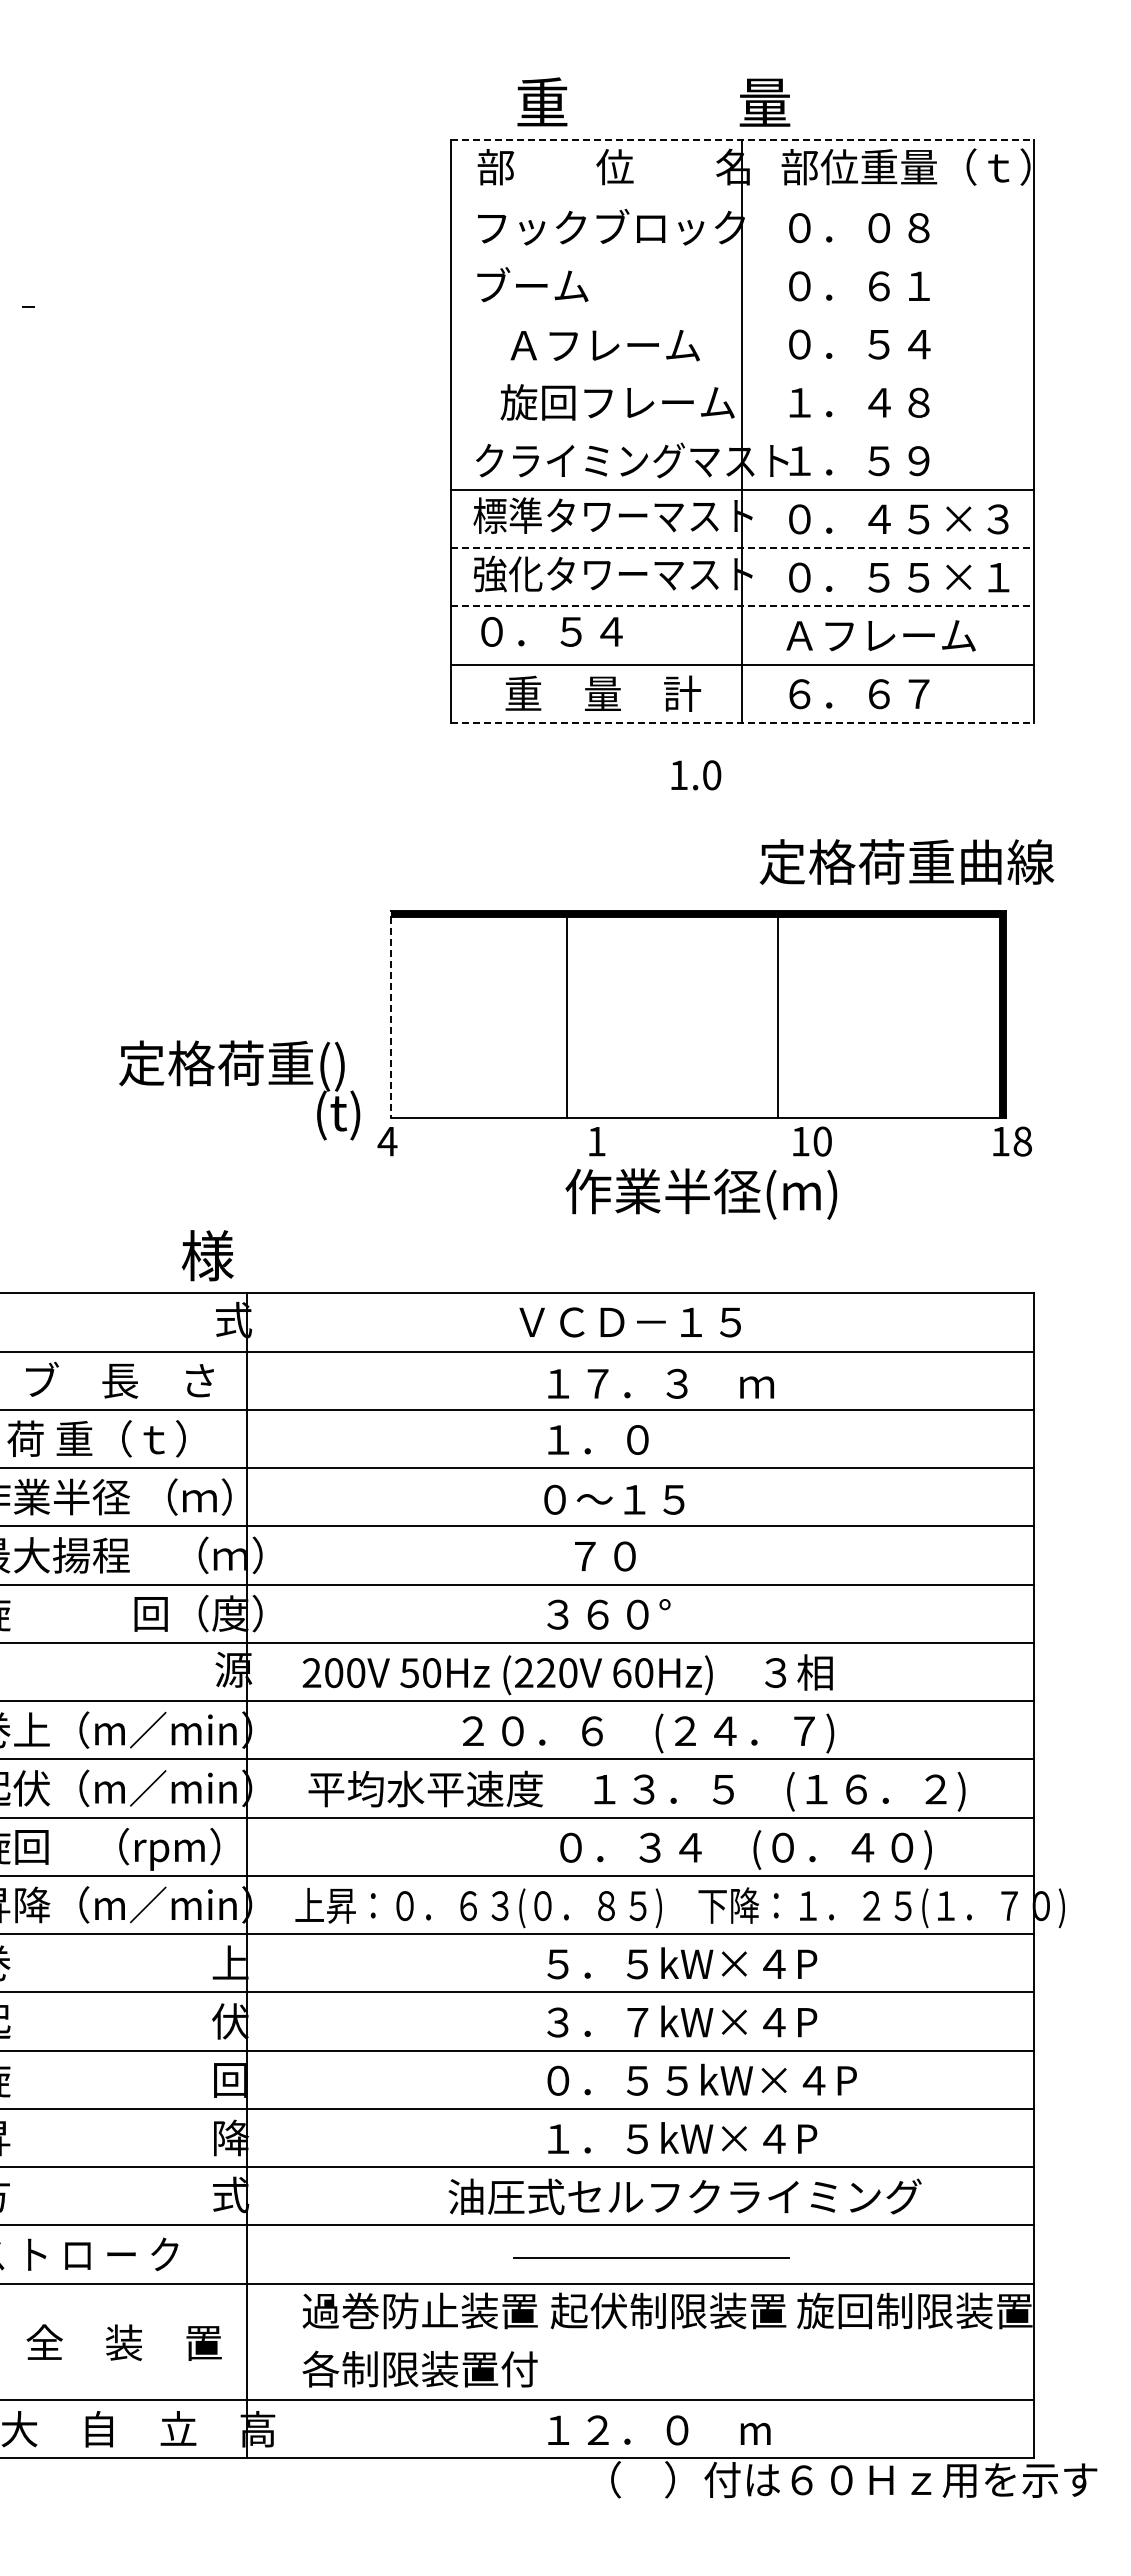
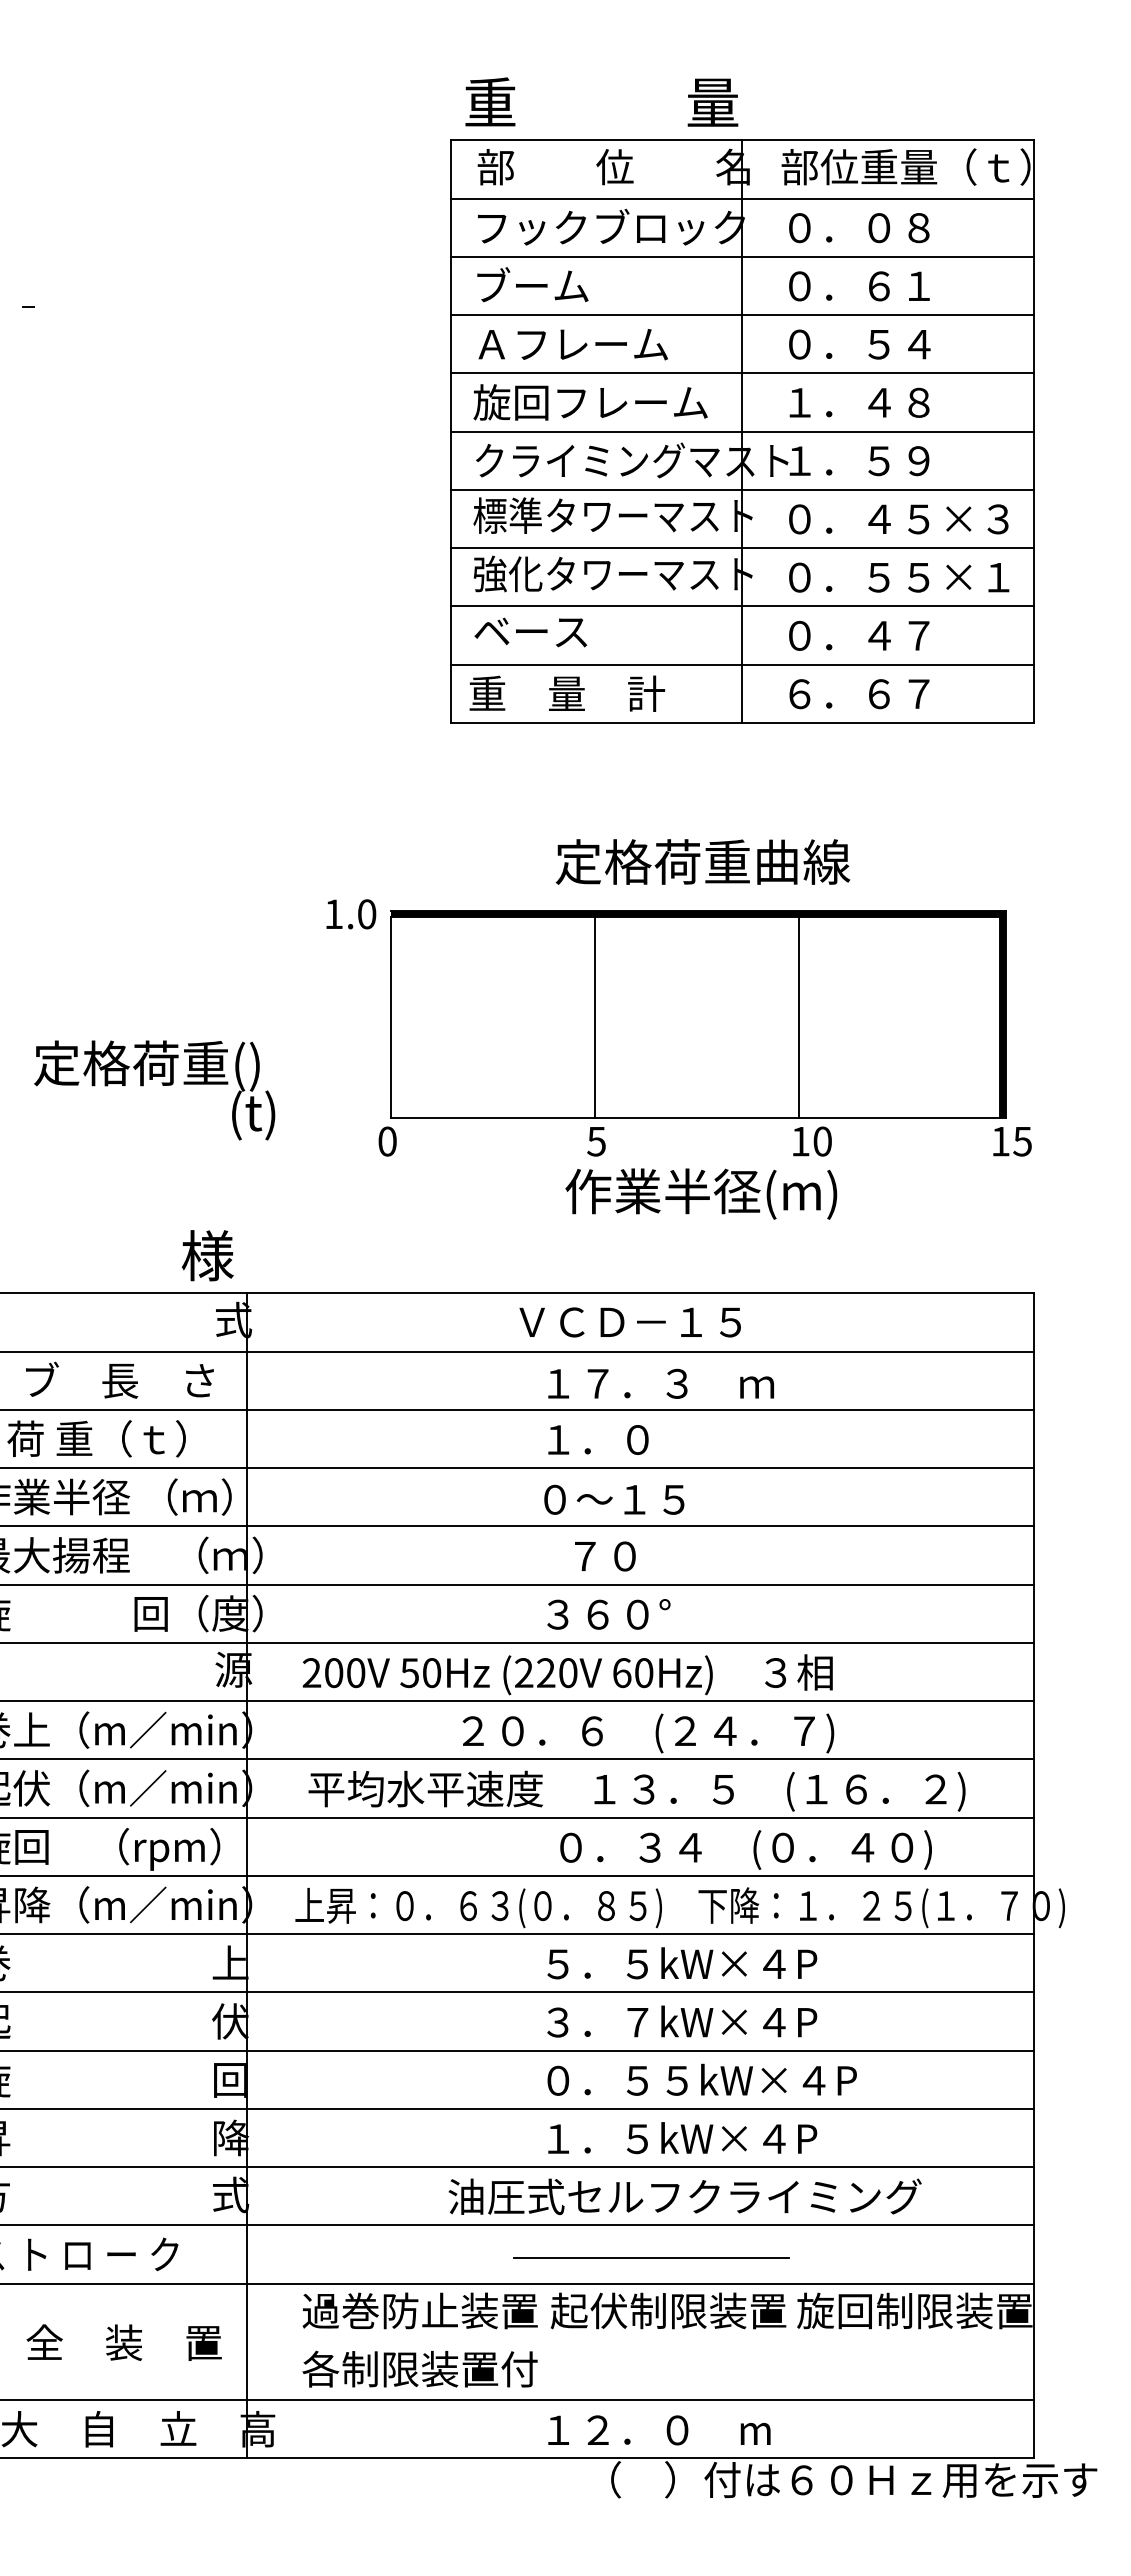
text position: (653, 101) -> (601, 101) (601, 101)
line: dashed -> solid (742, 140)
line: none -> present (742, 198)
line: none -> present (742, 256)
line: none -> present (742, 315)
text position: (604, 345) -> (572, 344) (572, 344)
line: none -> present (742, 373)
text position: (617, 402) -> (590, 402) (590, 402)
line: none -> present (742, 431)
line: dashed -> solid (742, 548)
line: dashed -> solid (742, 606)
text: ０．５４ -> ベース (548, 632)
text: Ａフレーム -> ０．４７ (880, 635)
text position: (603, 693) -> (567, 693) (567, 693)
line: dashed -> solid (742, 722)
text position: (696, 775) -> (351, 914) (351, 914)
text position: (906, 861) -> (702, 861) (702, 861)
line position: (567, 1016) -> (595, 1016) (595, 1016)
line position: (778, 1016) -> (799, 1016) (799, 1016)
line: dashed -> solid (391, 1017)
text position: (239, 1090) -> (154, 1090) (154, 1090)
text: 4 -> 0 (387, 1141)
text: 1 -> 5 (596, 1141)
text: 18 -> 15 (1022, 1141)
